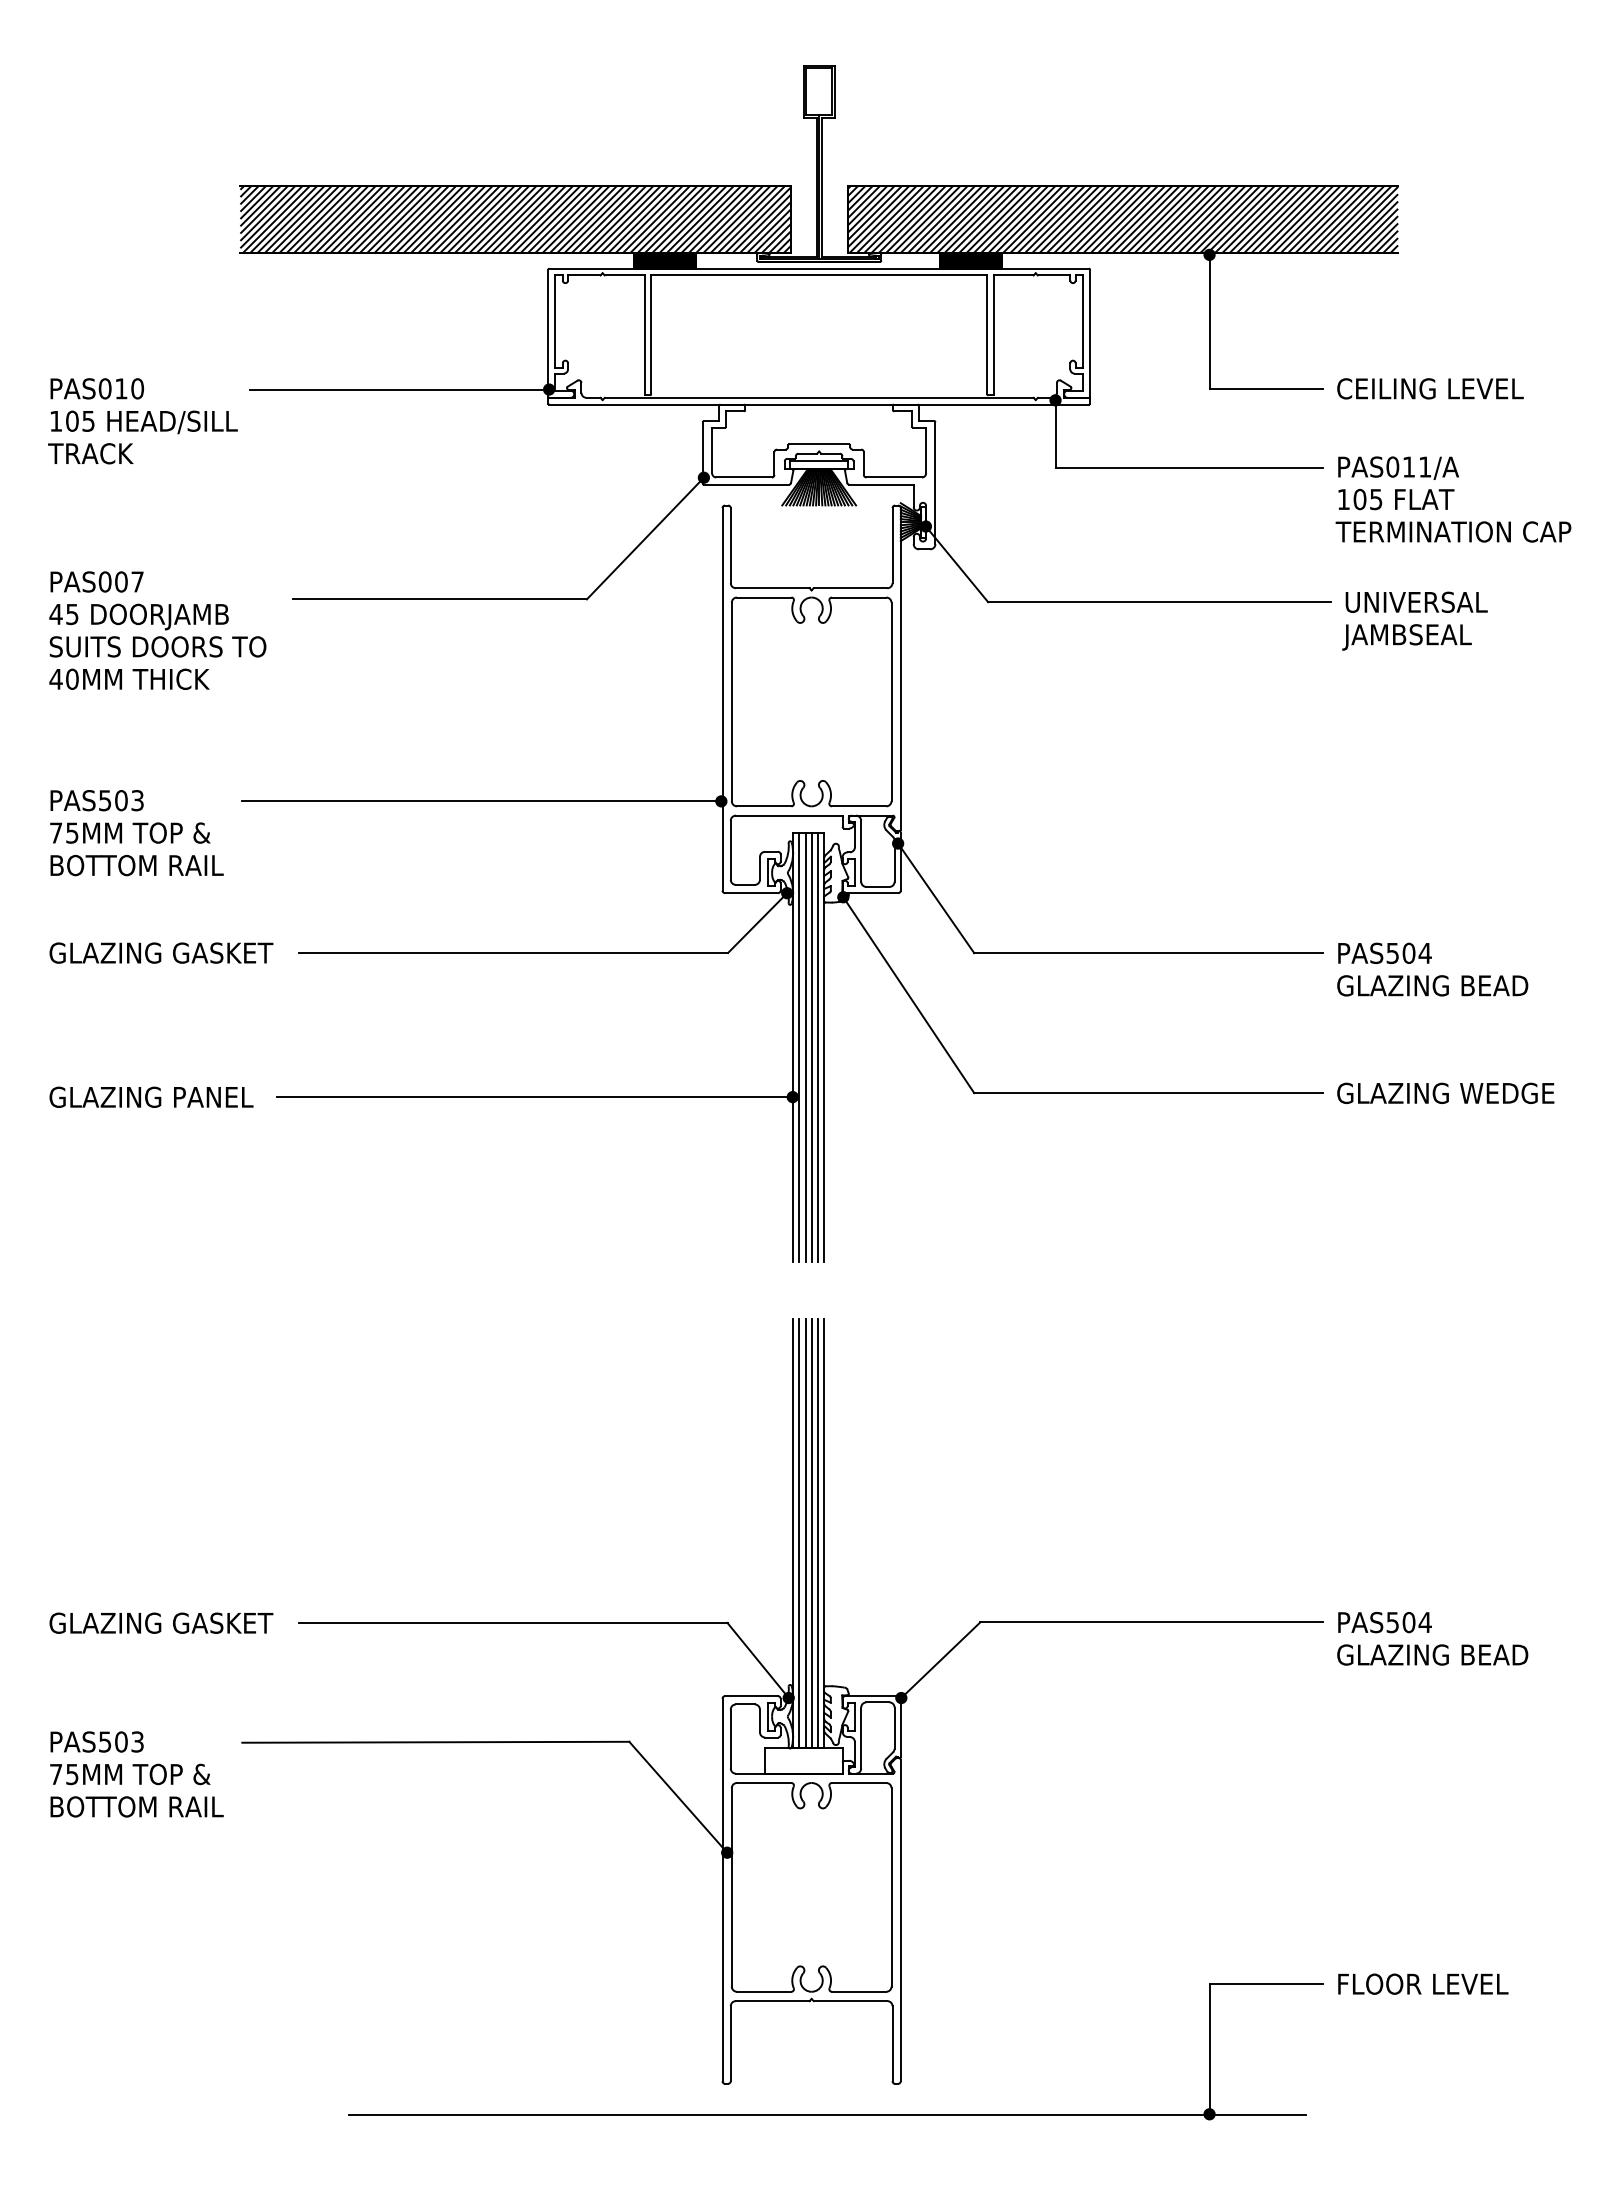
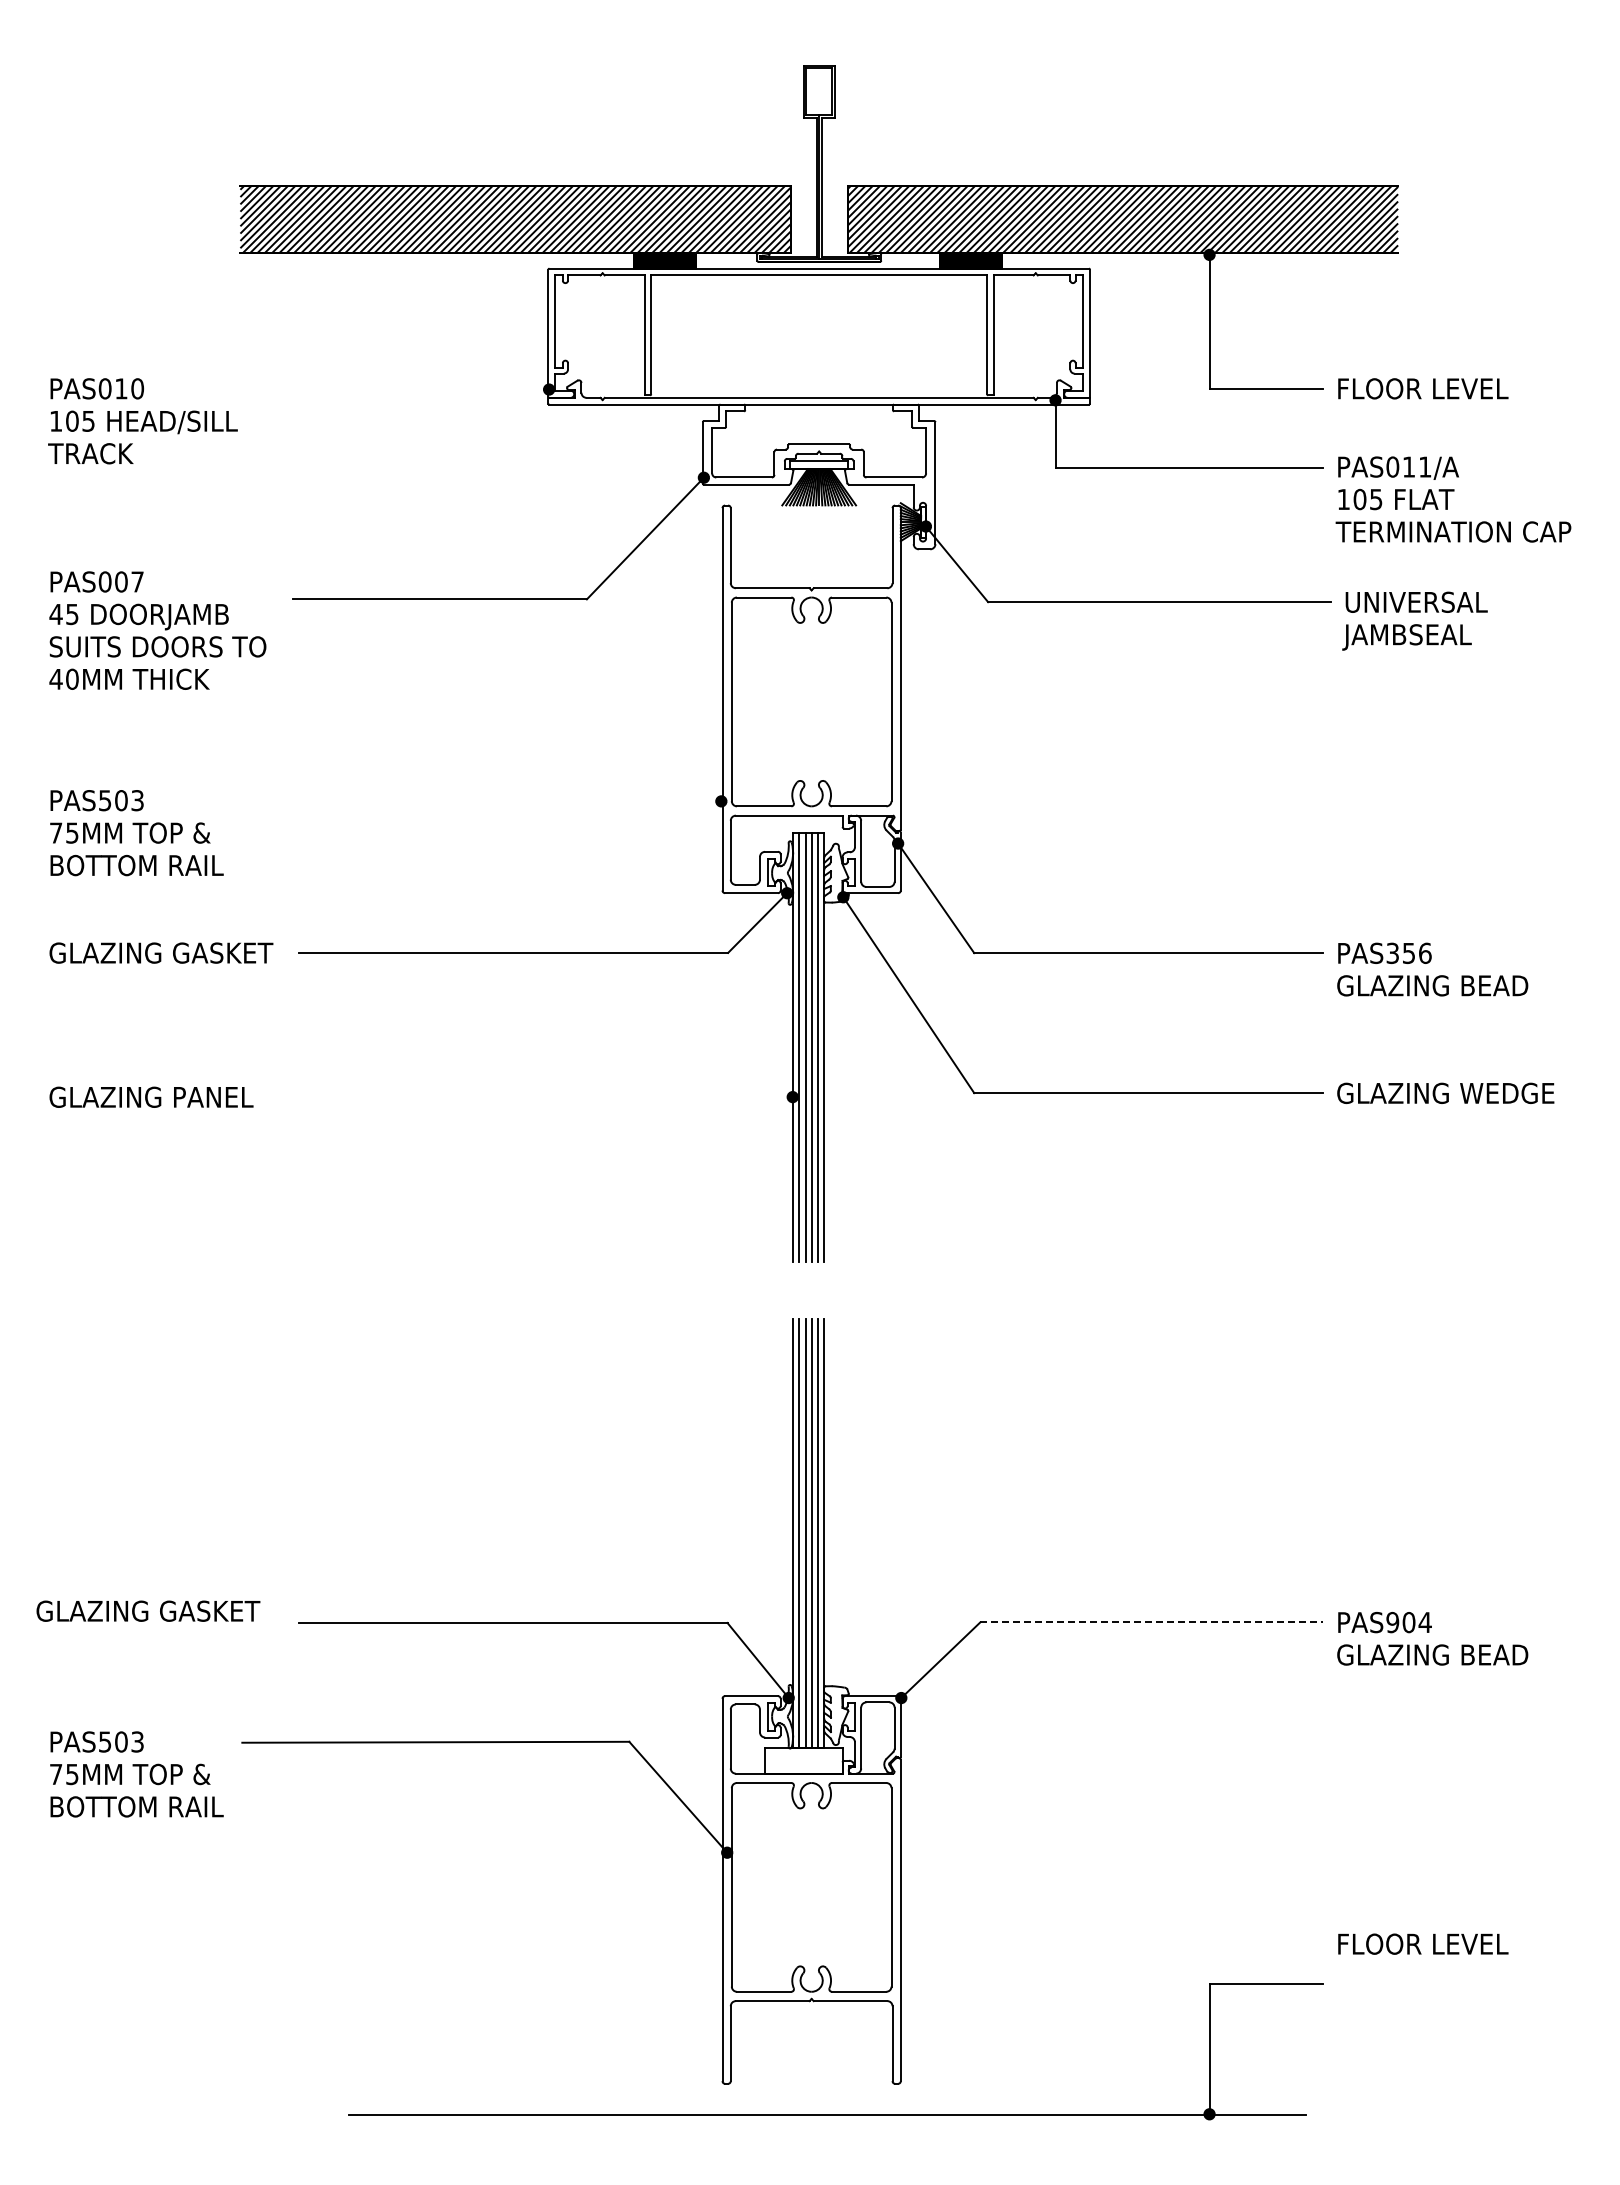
text: CEILING LEVEL -> FLOOR LEVEL (1430, 388)
line: present -> none (399, 389)
line: present -> none (481, 801)
text: PAS504 -> PAS356 (1409, 953)
line: present -> none (534, 1097)
text: PAS504 -> PAS904 (1392, 1621)
text position: (161, 1622) -> (148, 1610) (148, 1610)
line: solid -> dashed (1152, 1622)
text position: (1423, 1983) -> (1423, 1943) (1423, 1943)
